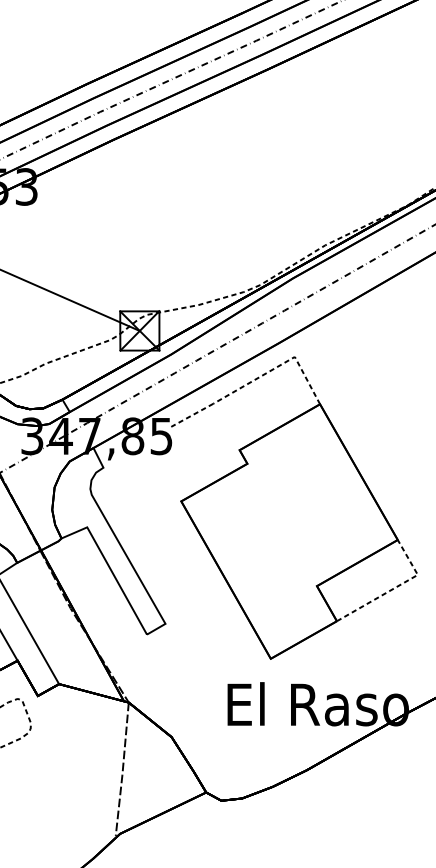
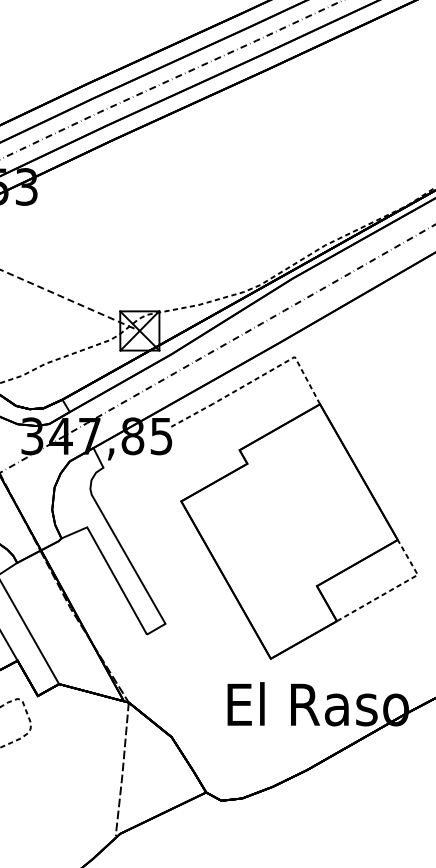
line: solid -> dashed (70, 300)
